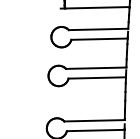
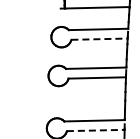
line: solid -> dashed (100, 39)
line: solid -> dashed (95, 130)
